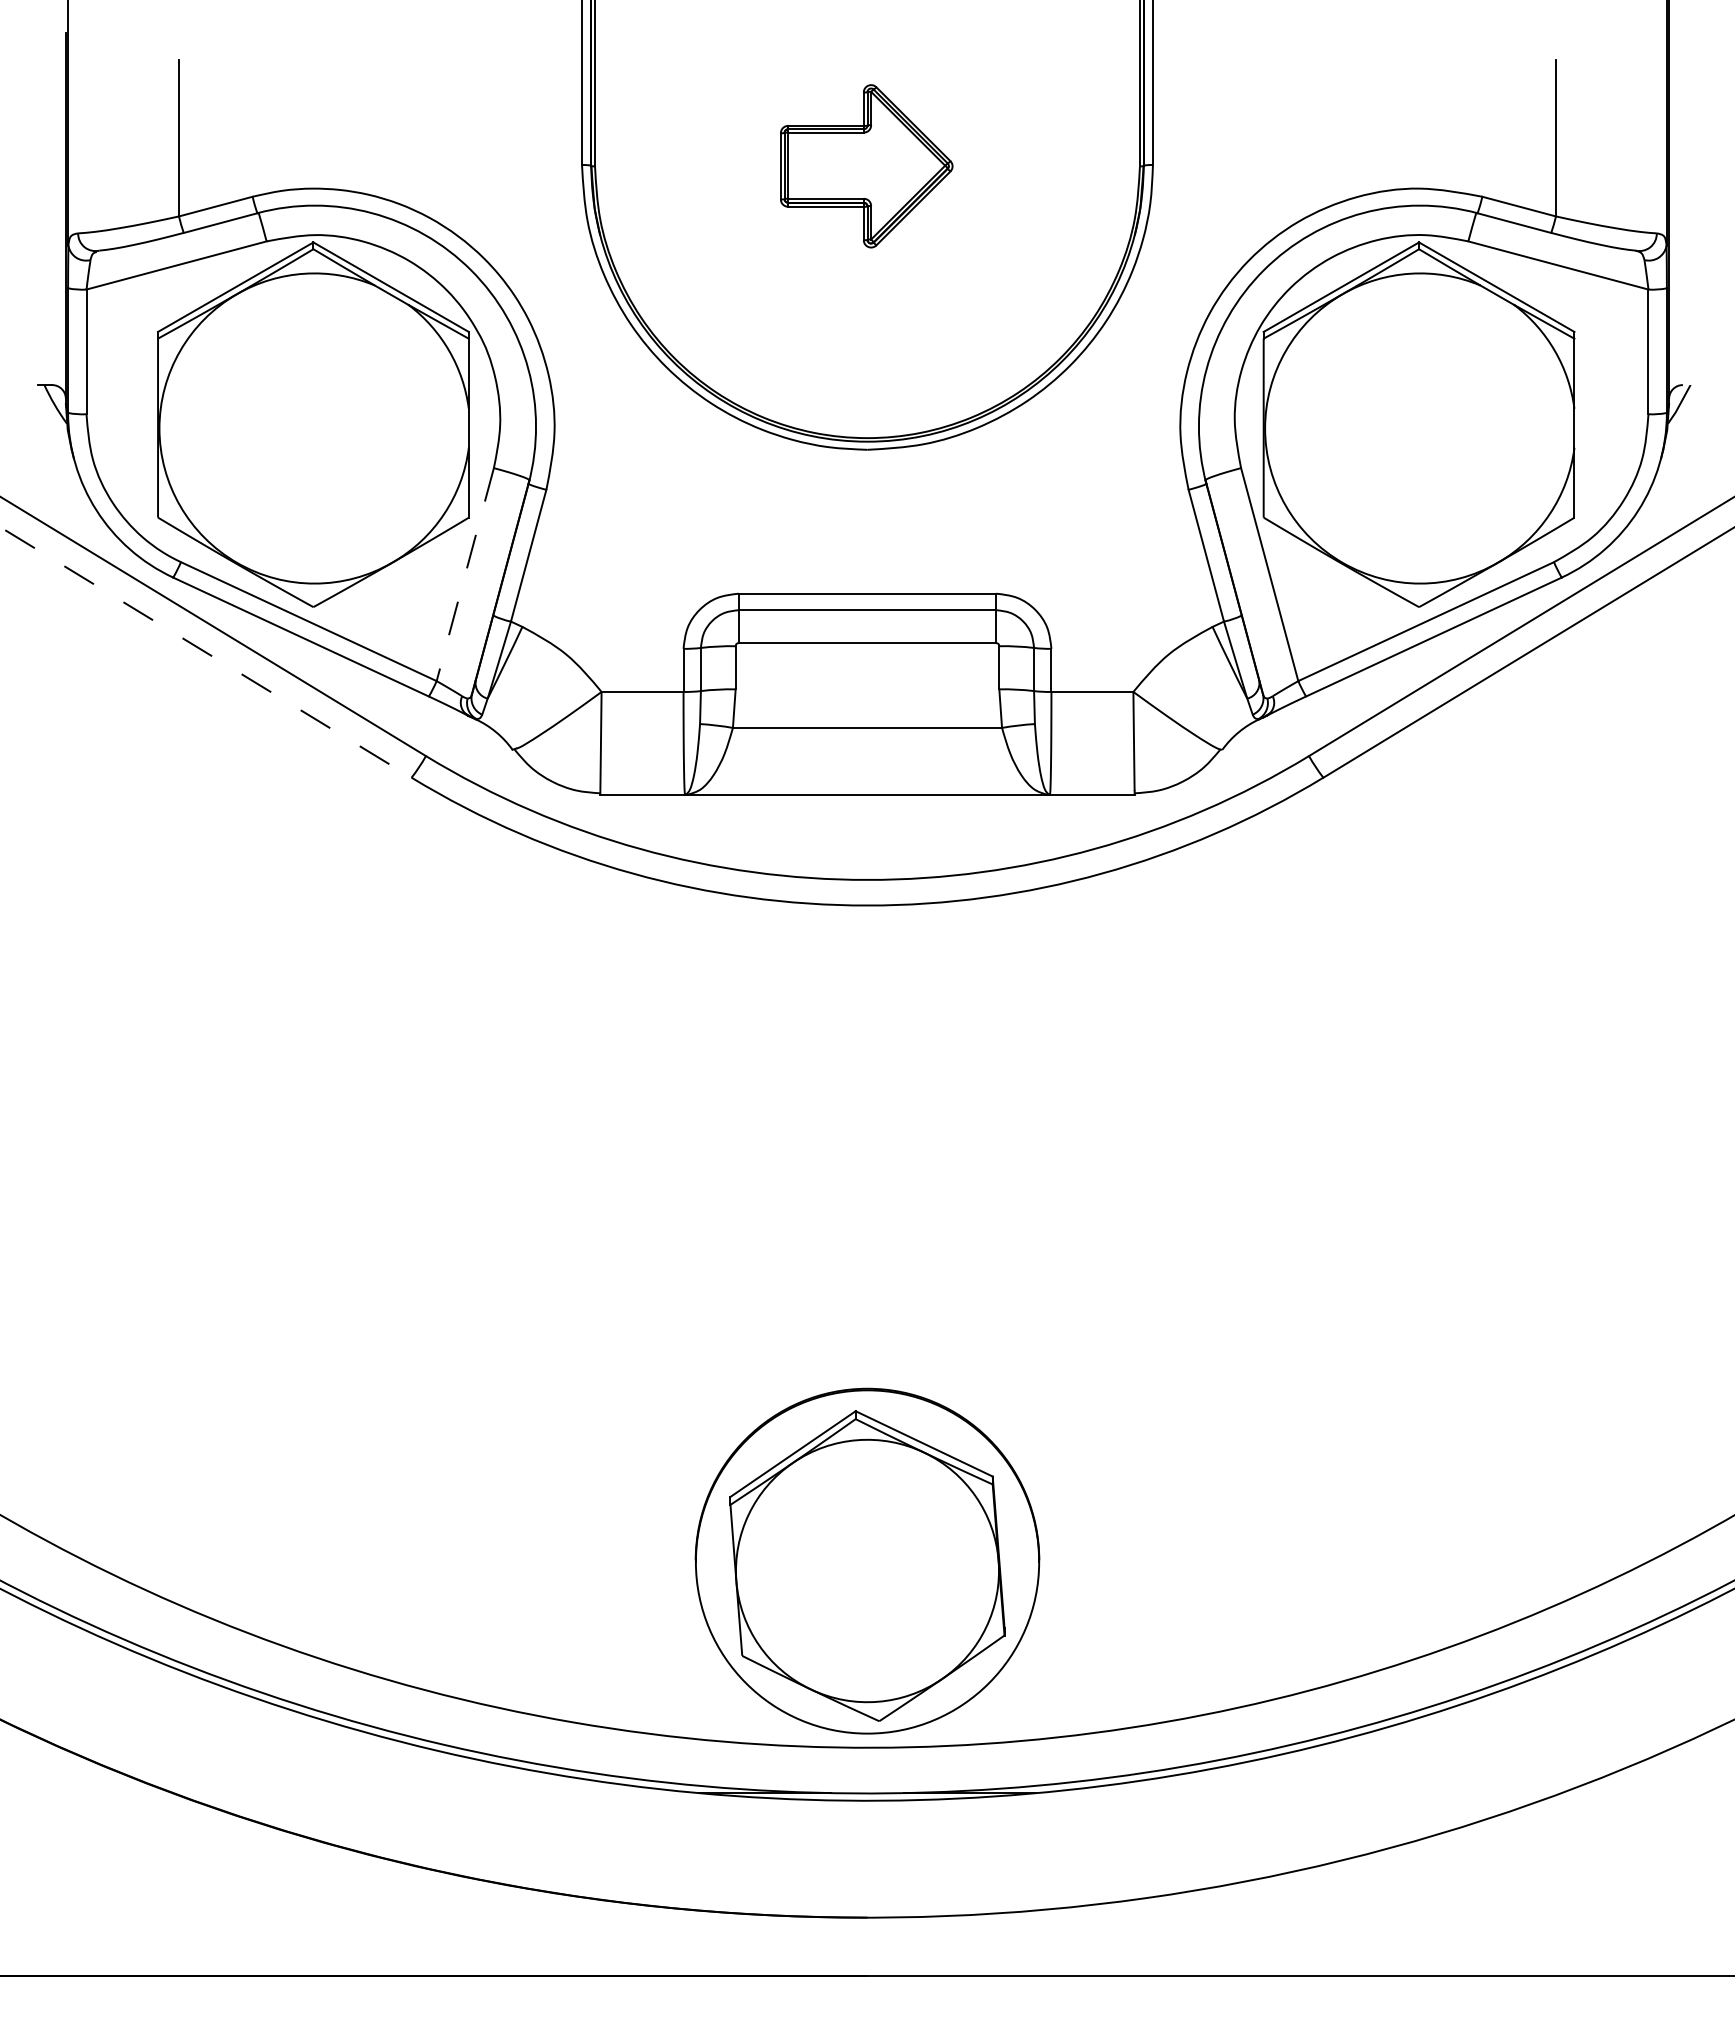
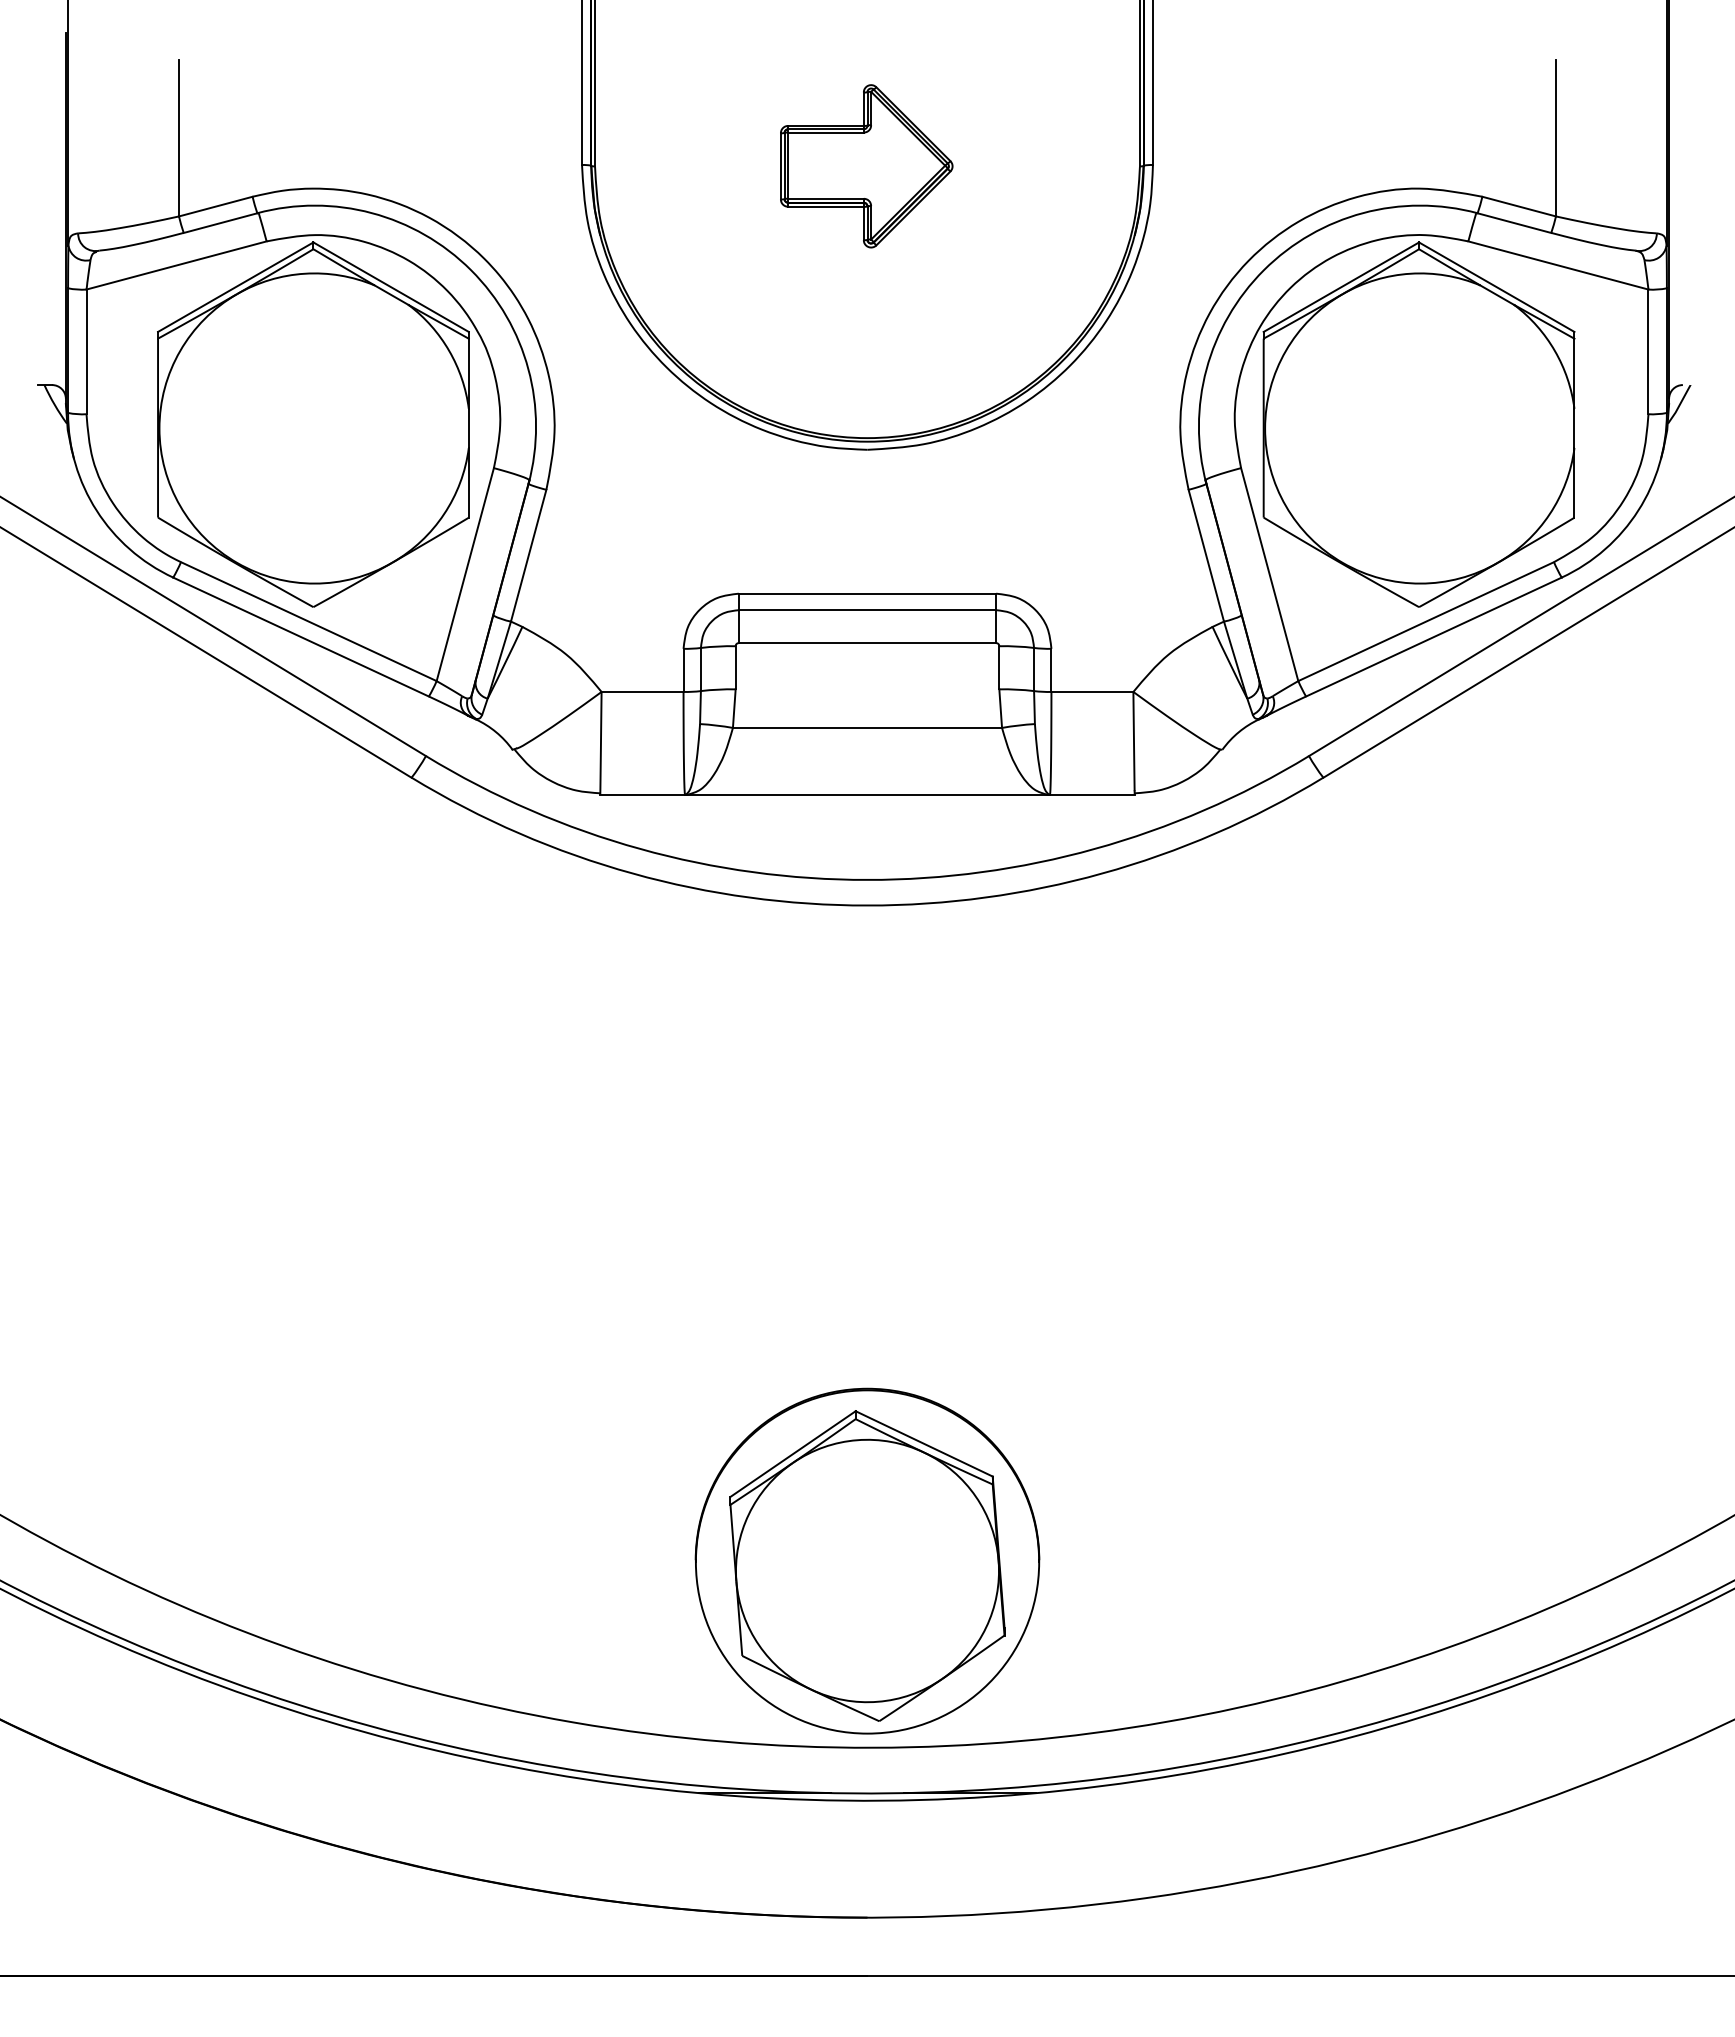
line: dashed -> solid (465, 575)
line: dashed -> solid (205, 652)
